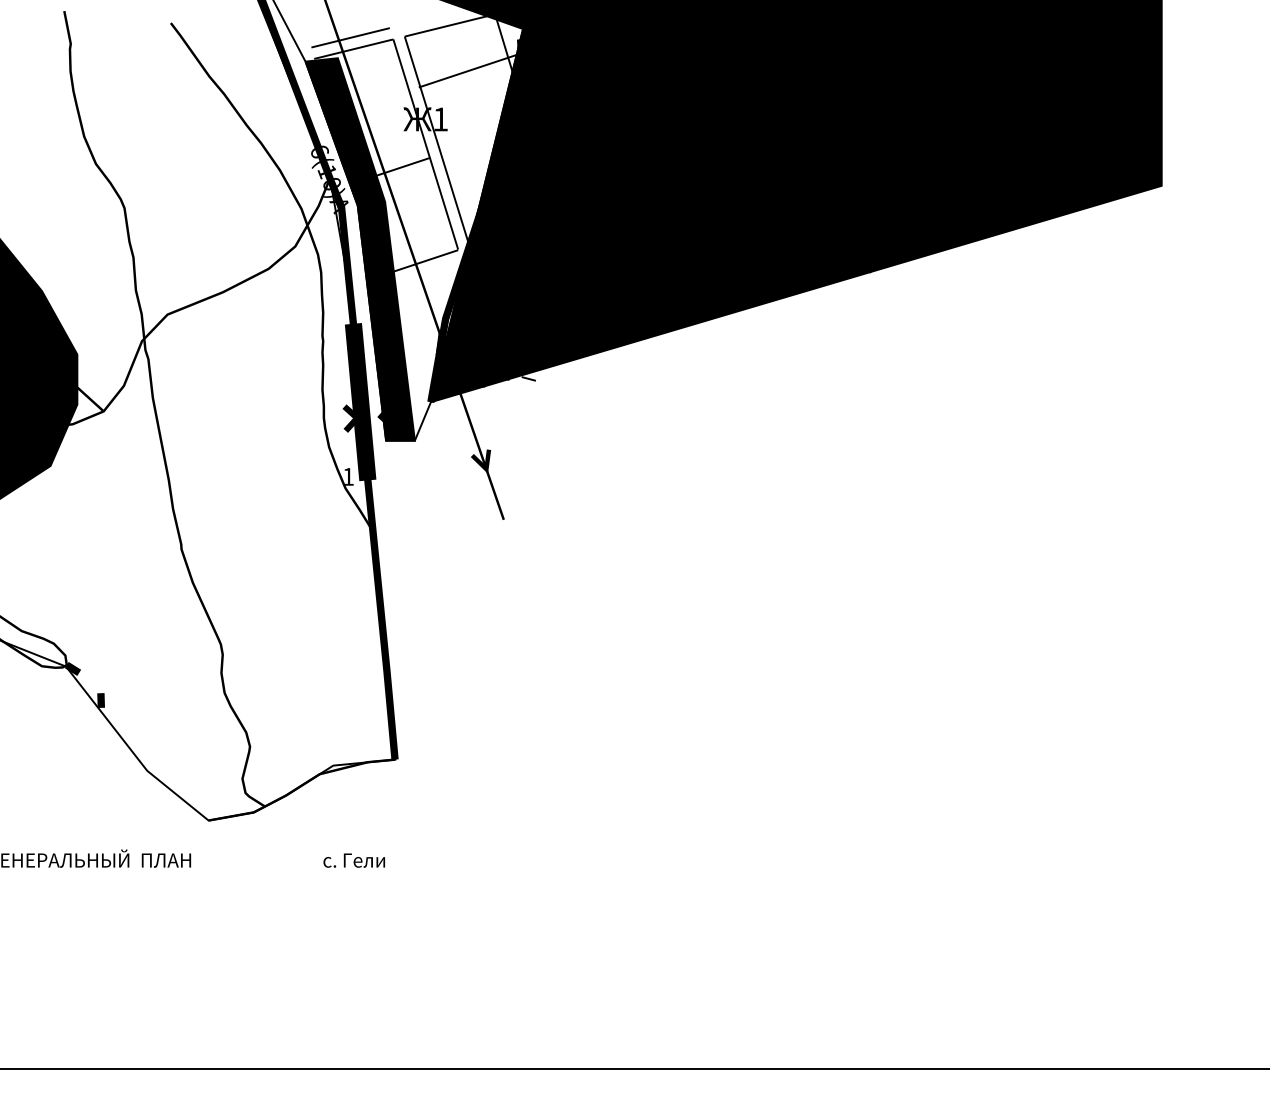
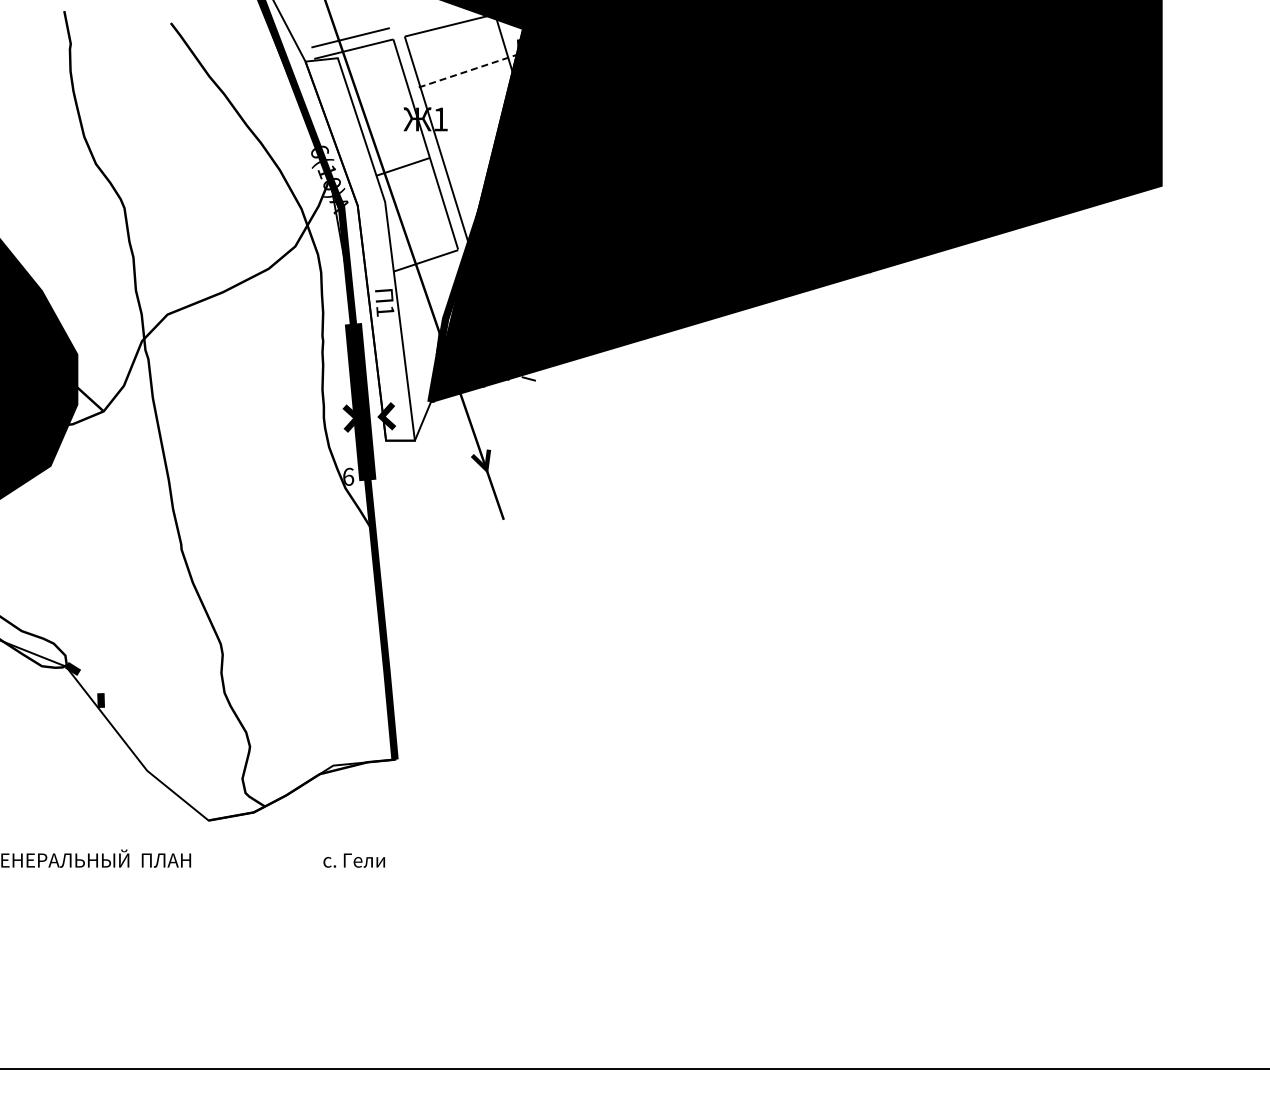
line: solid -> dashed (467, 71)
fill: present -> none (359, 249)
text: 1 -> 6 (348, 476)
